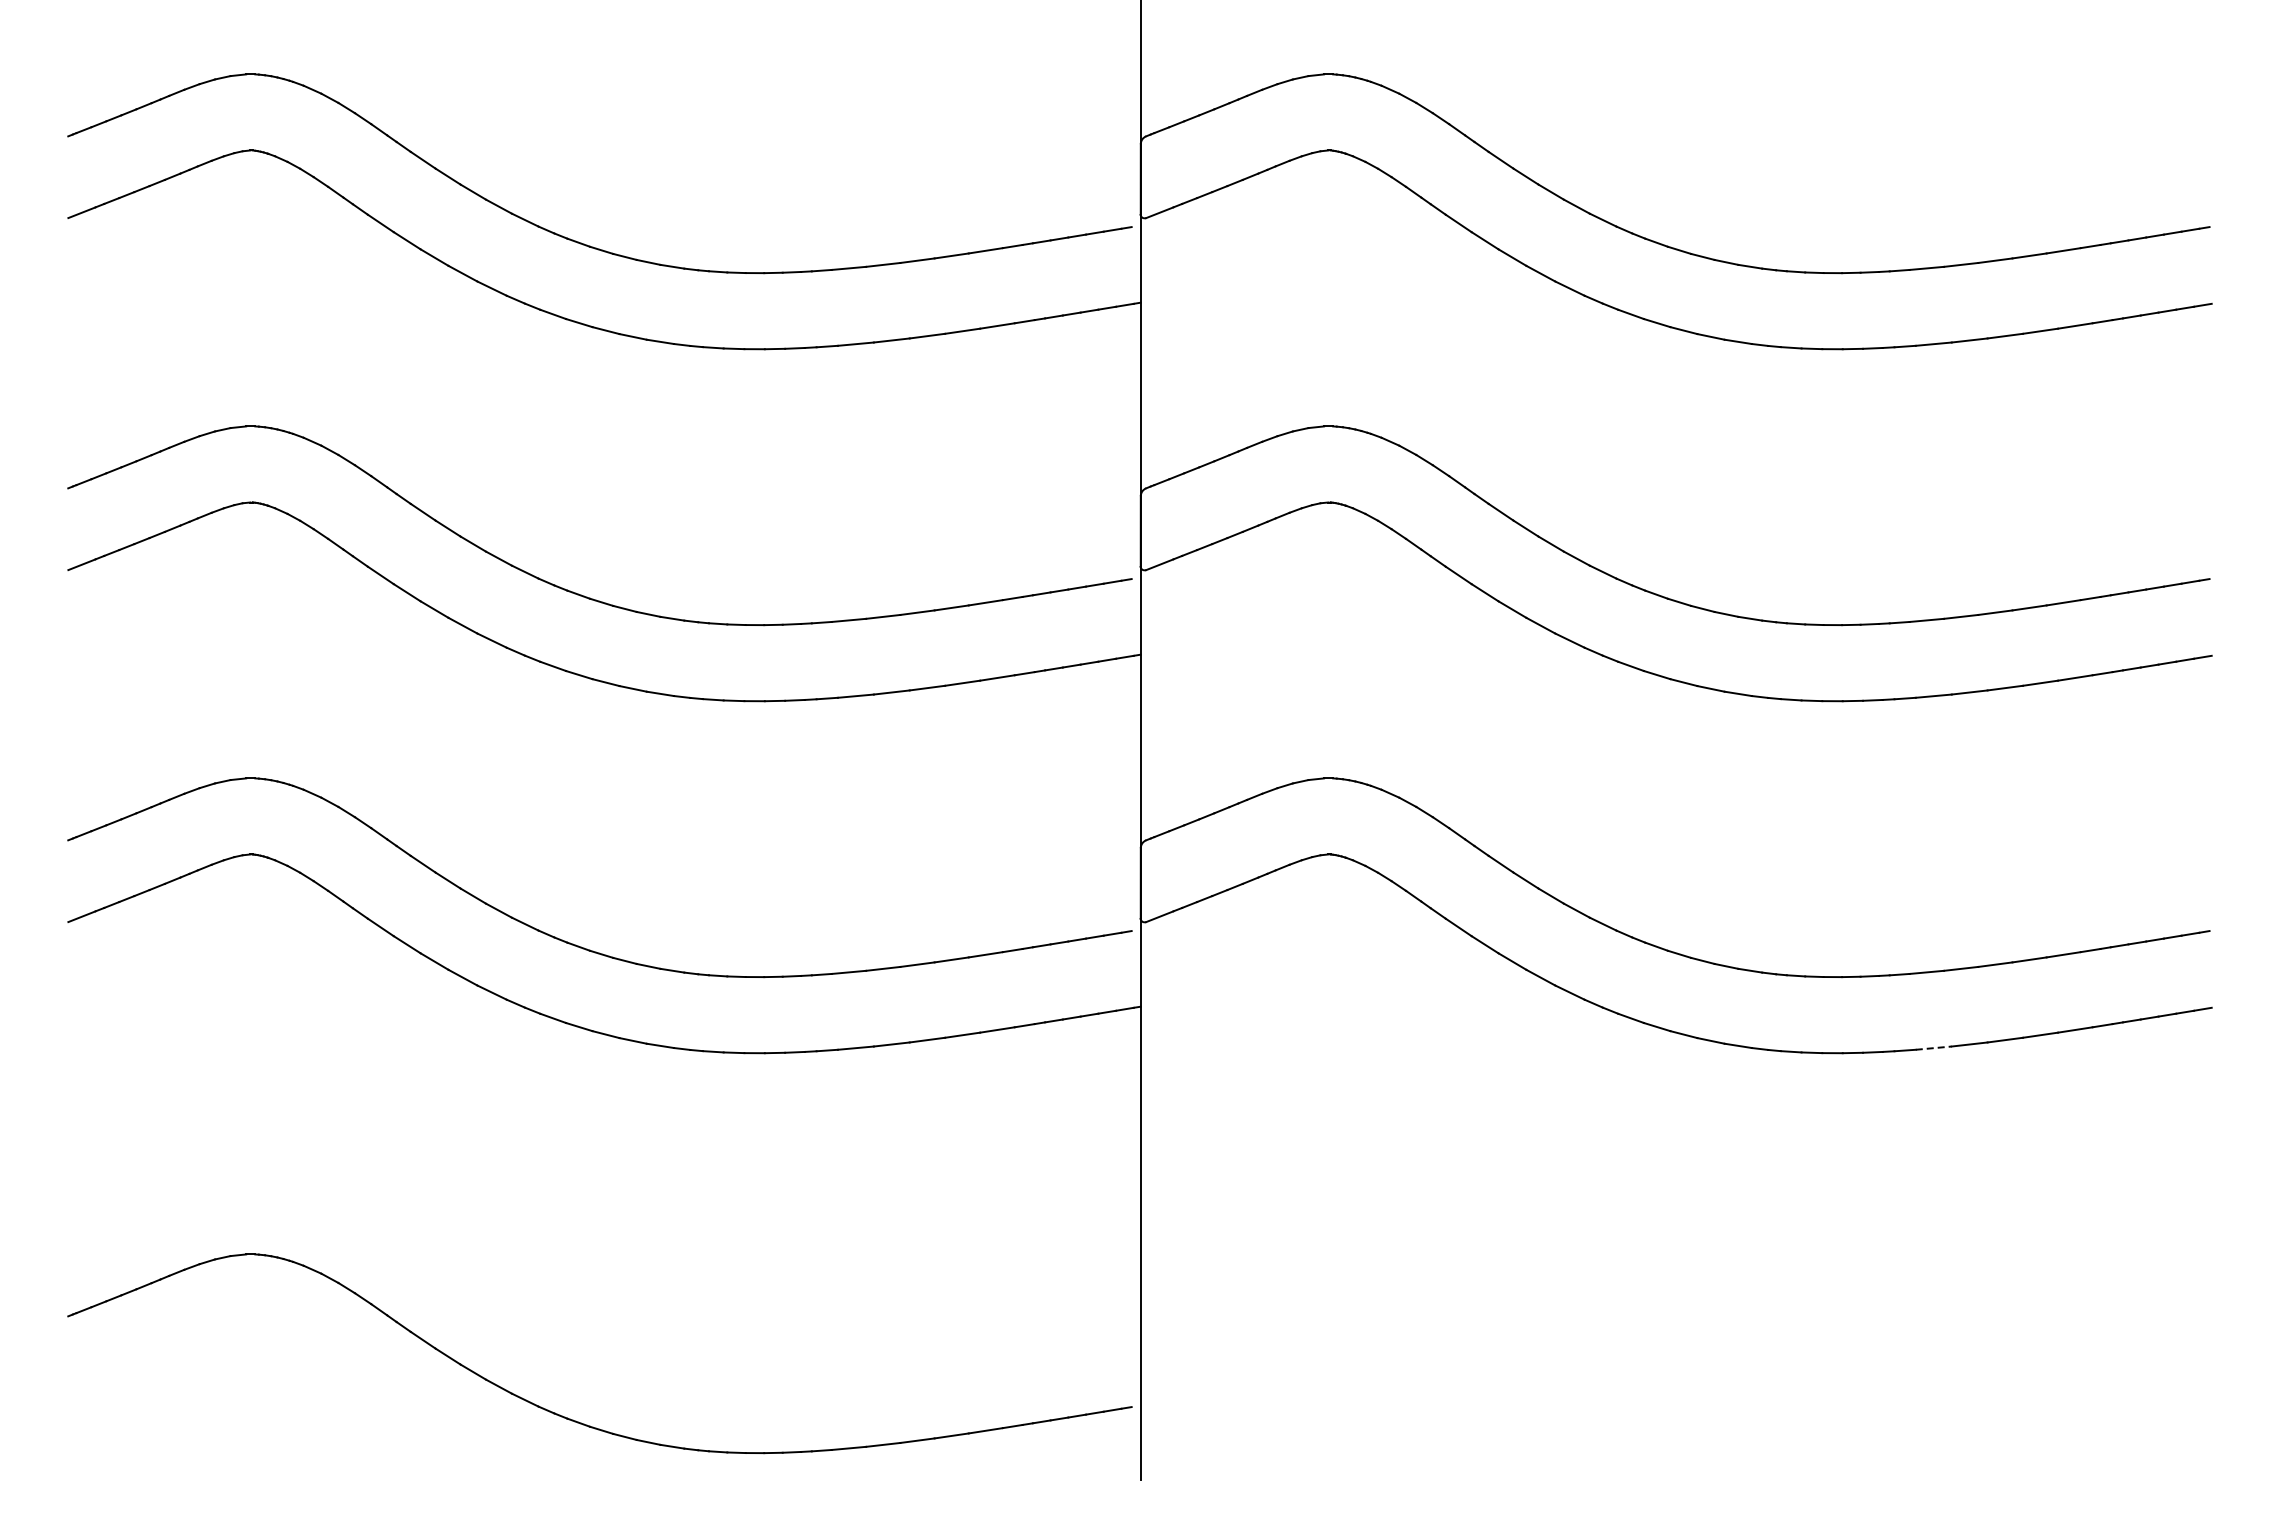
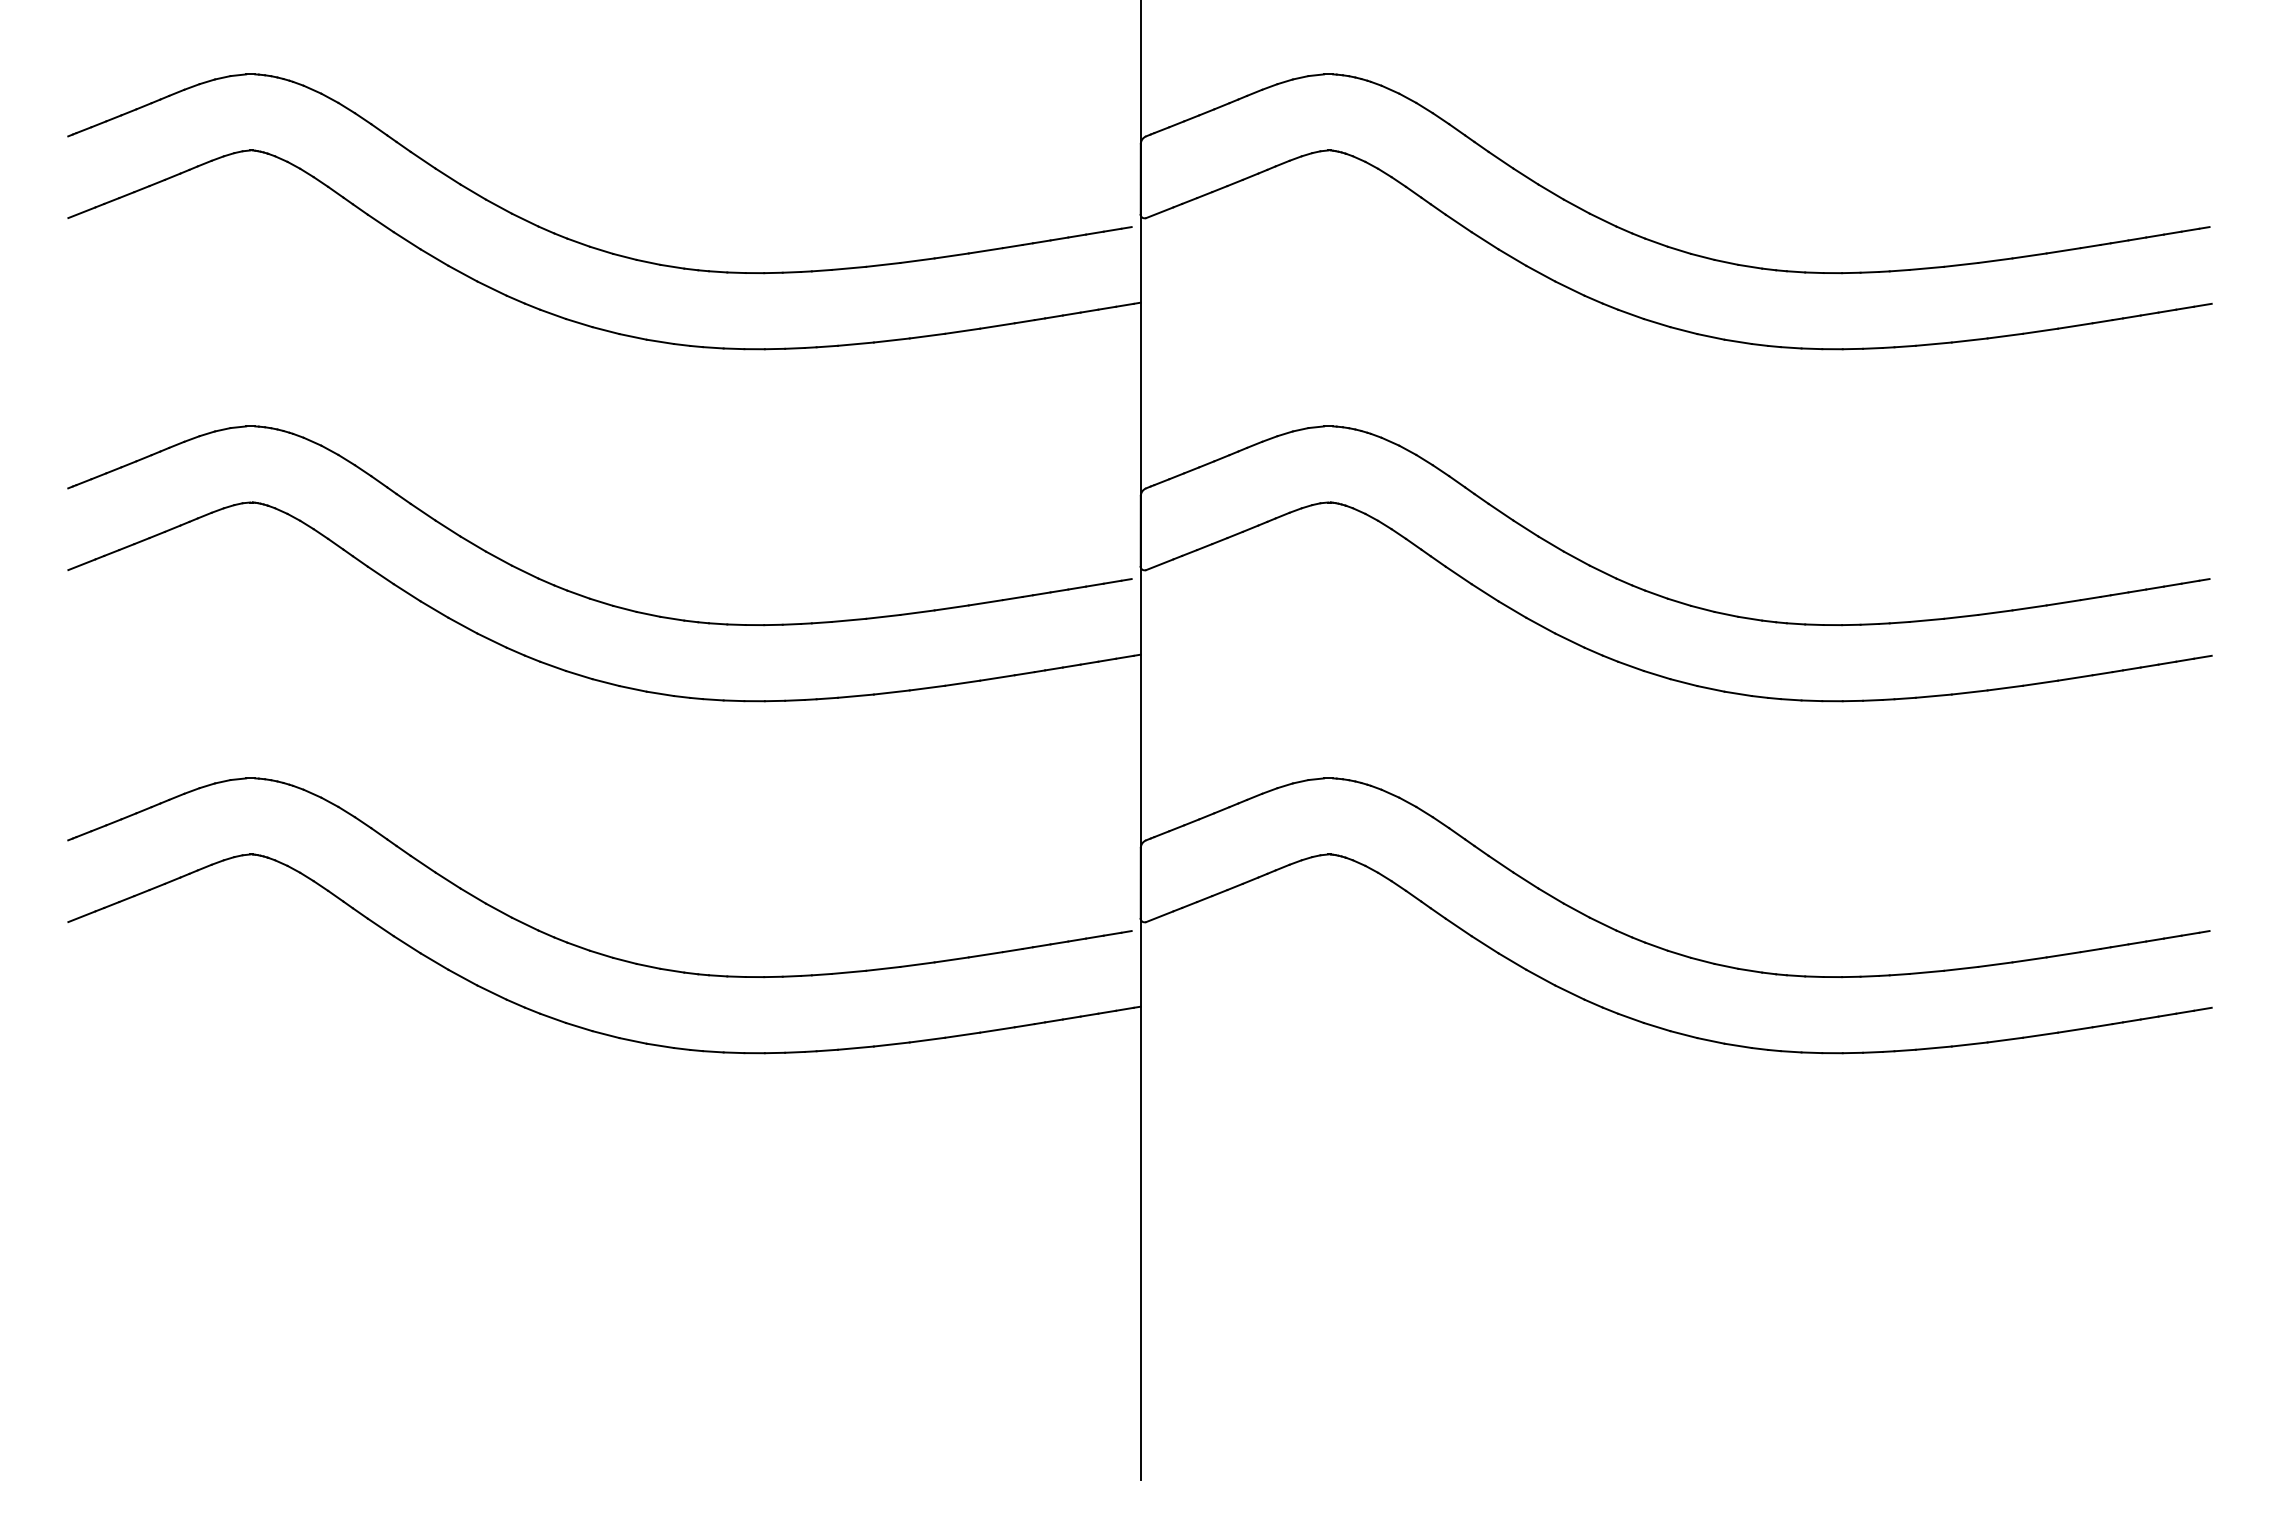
line: dashed -> solid (1934, 1048)
part: present -> none (576, 1420)
